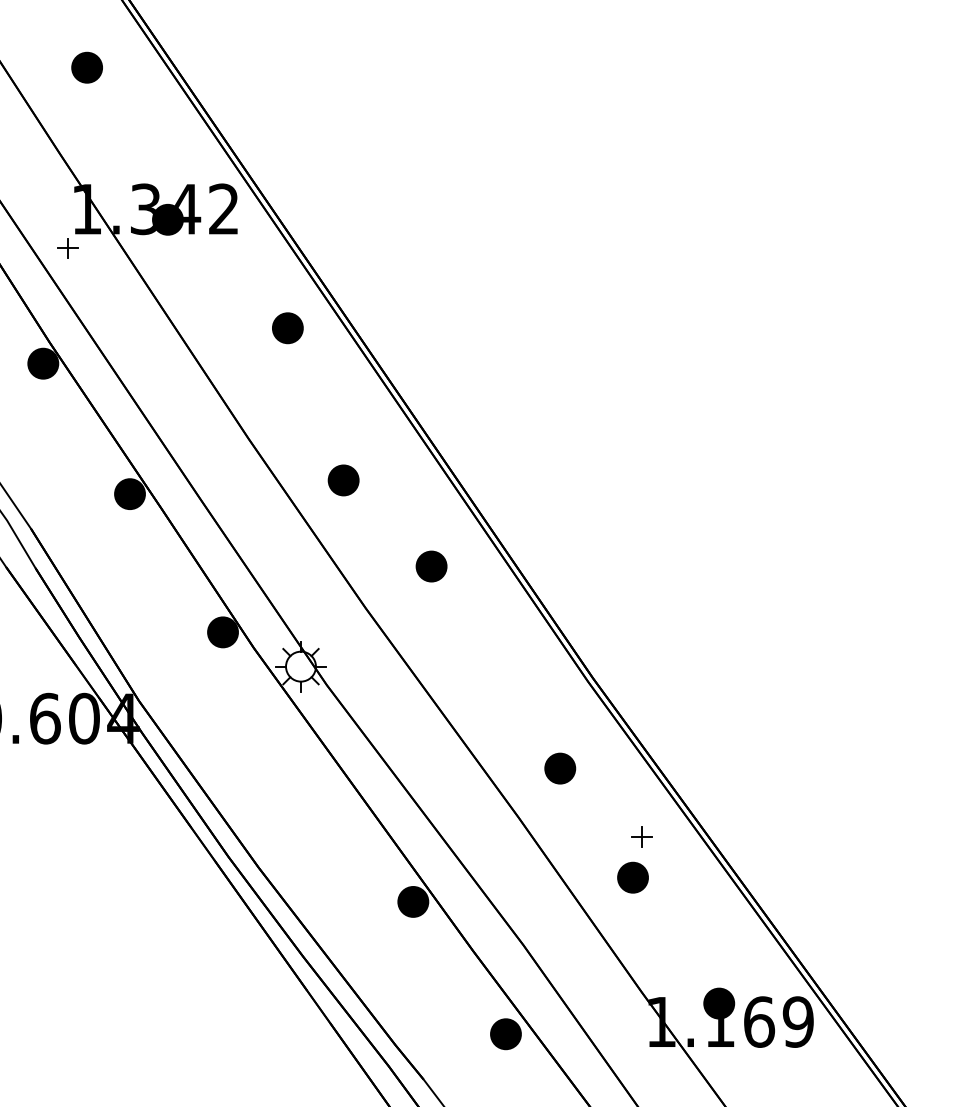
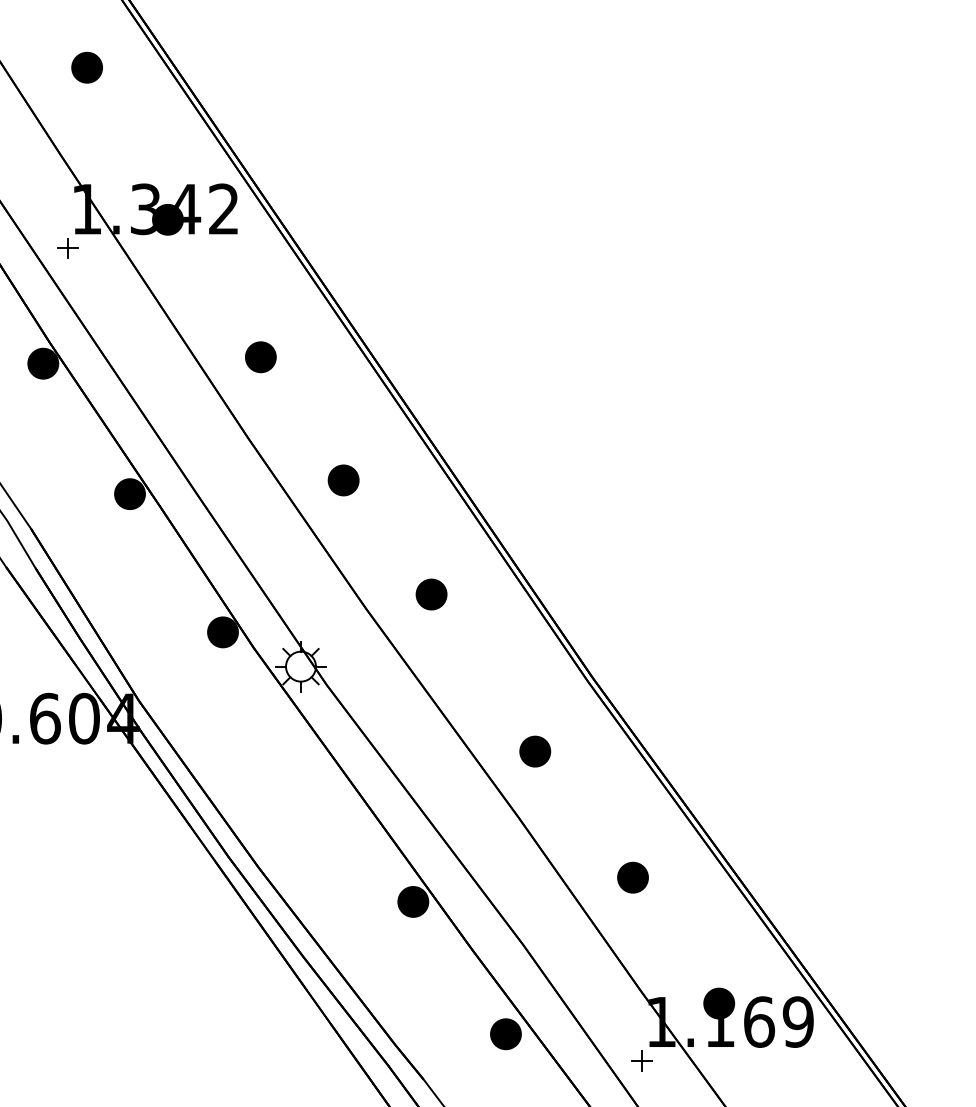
part position: (287, 328) -> (260, 357) (260, 357)
part position: (431, 566) -> (431, 594) (431, 594)
part position: (560, 768) -> (535, 751) (535, 751)
part position: (641, 836) -> (641, 1060) (641, 1060)
